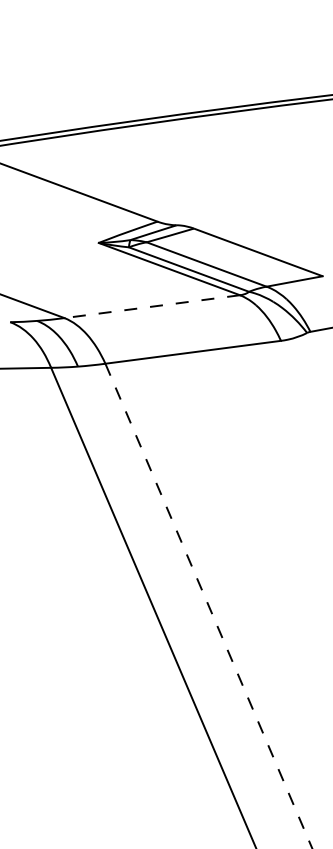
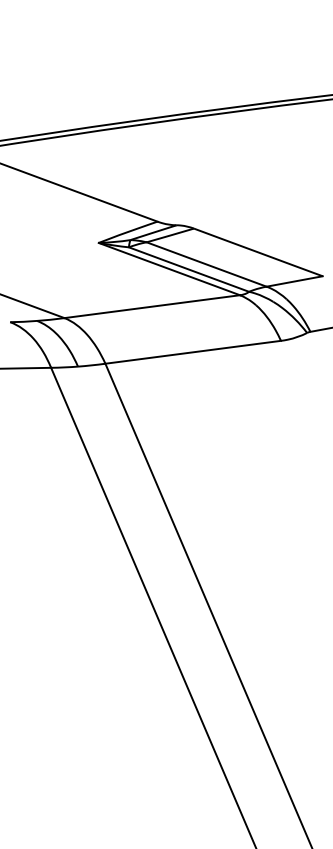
line: dashed -> solid (152, 306)
line: dashed -> solid (209, 606)
